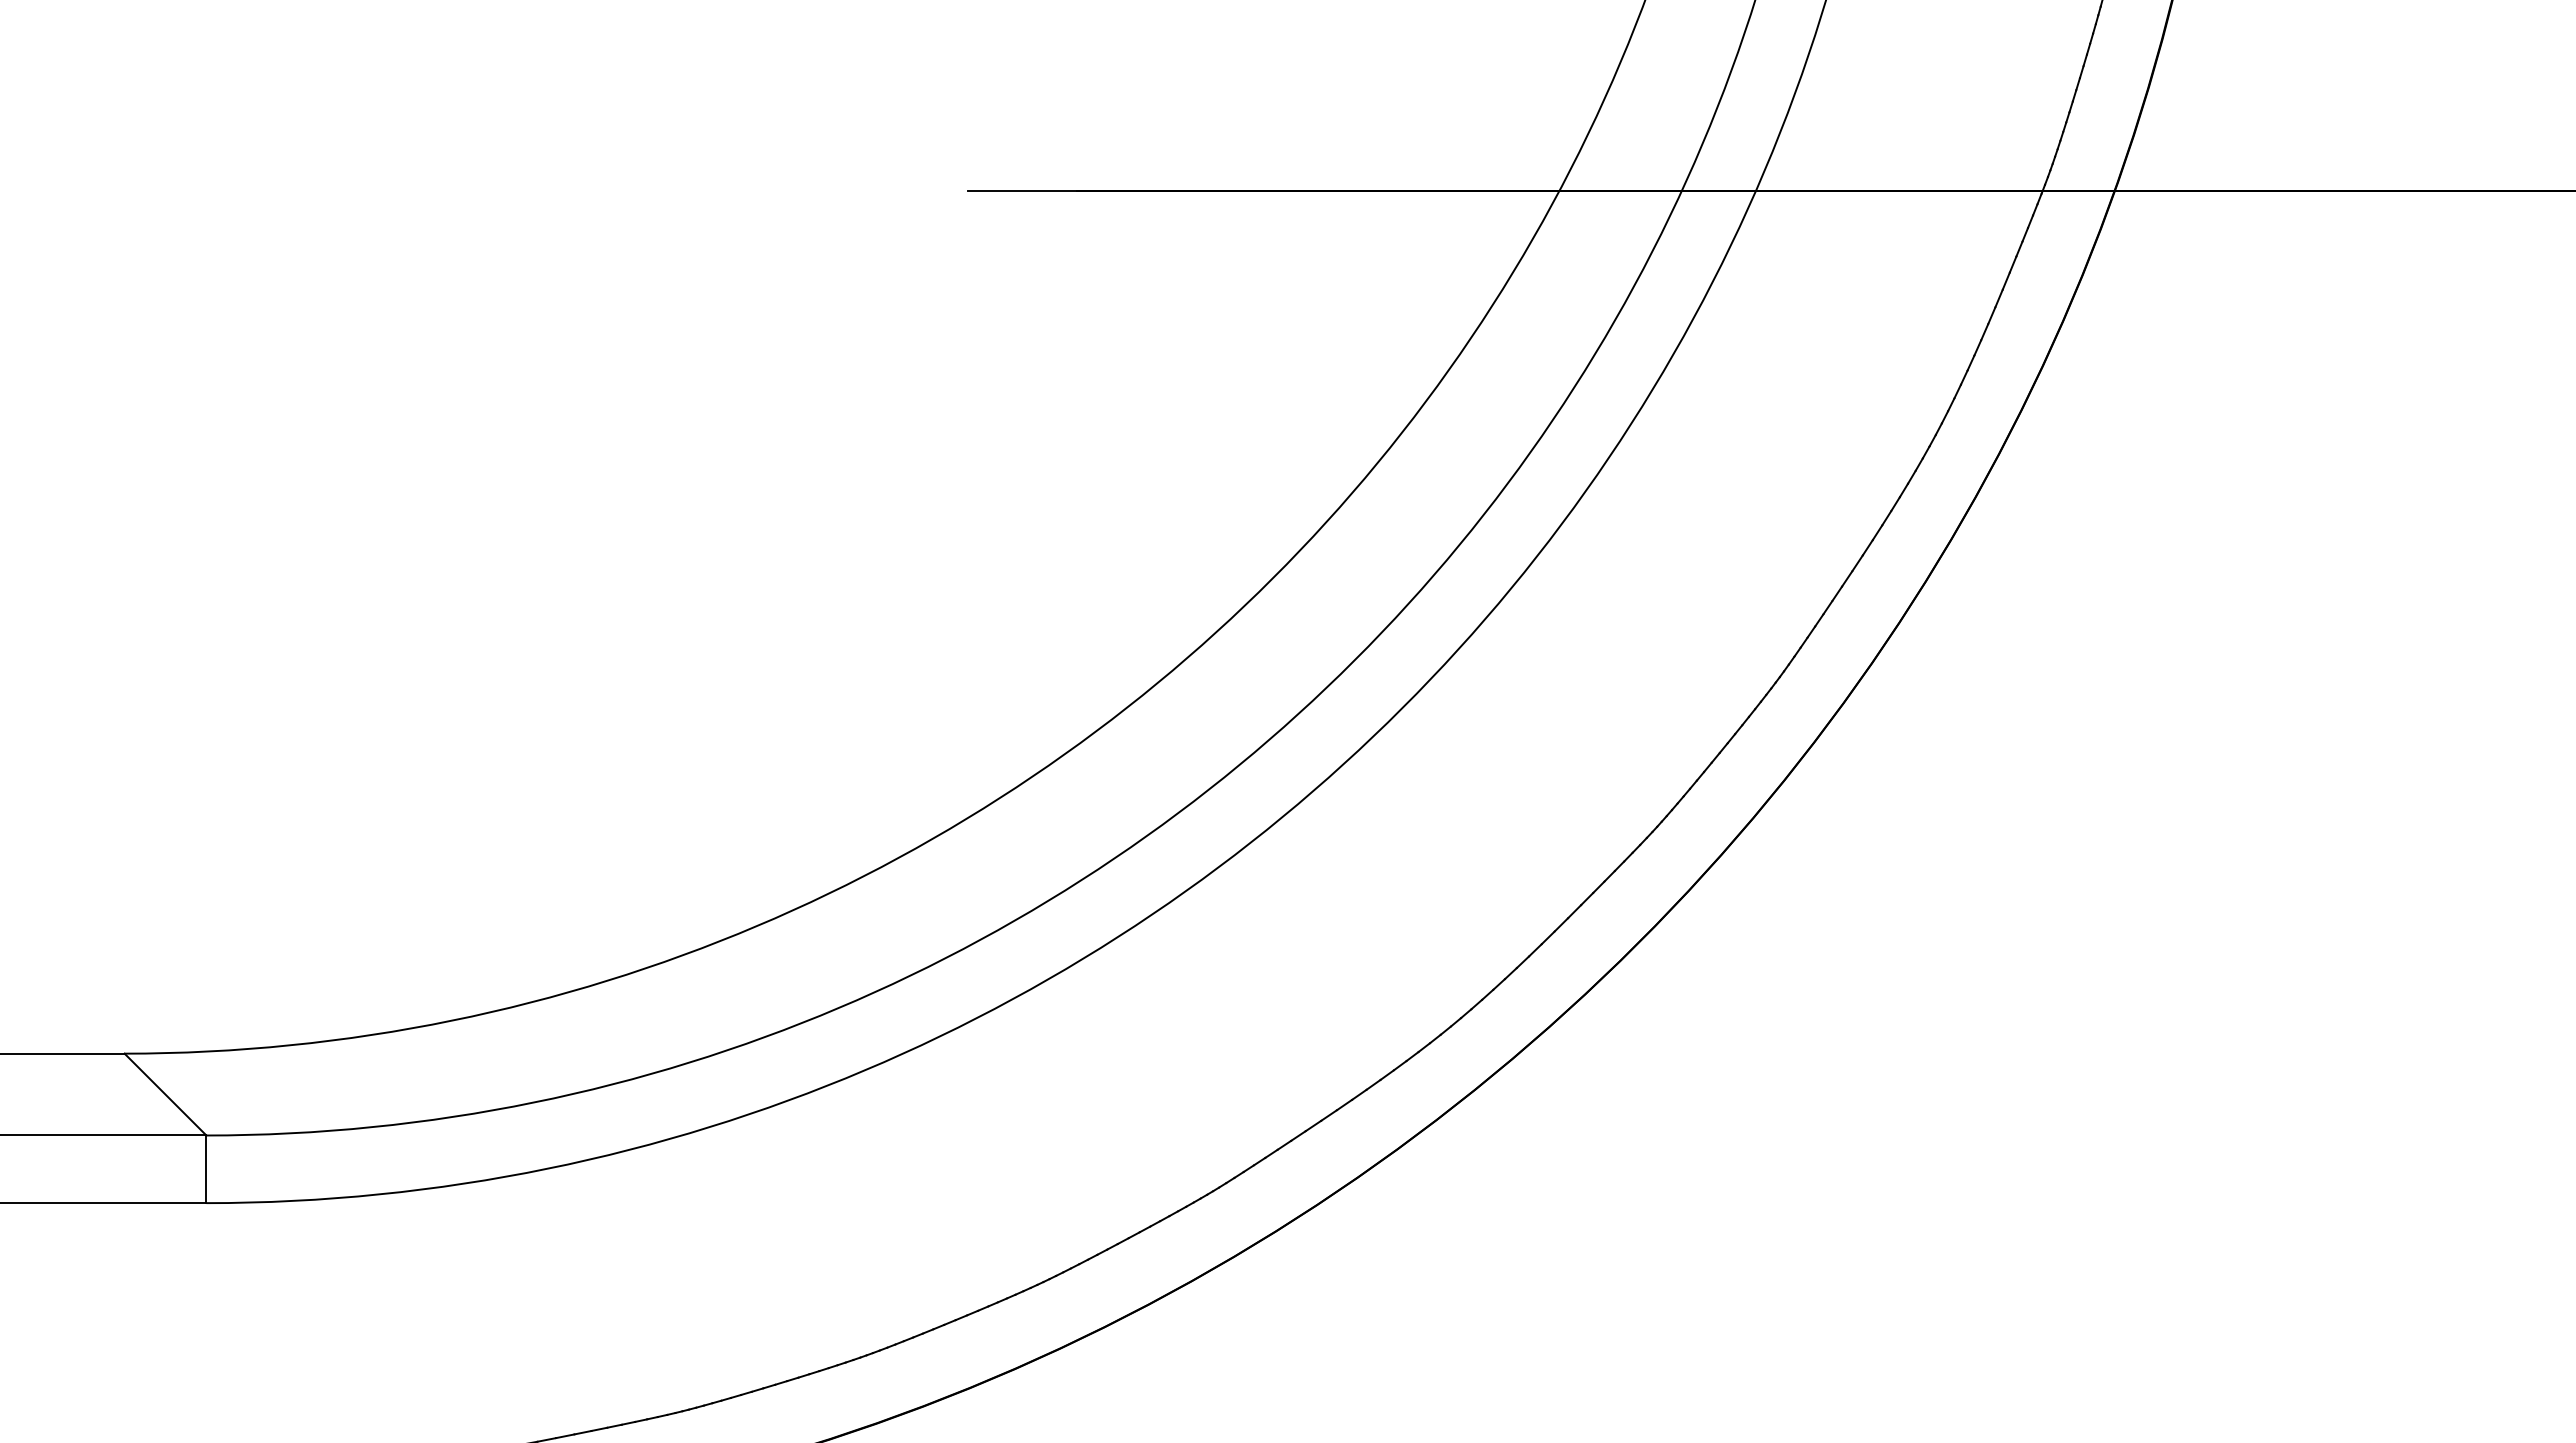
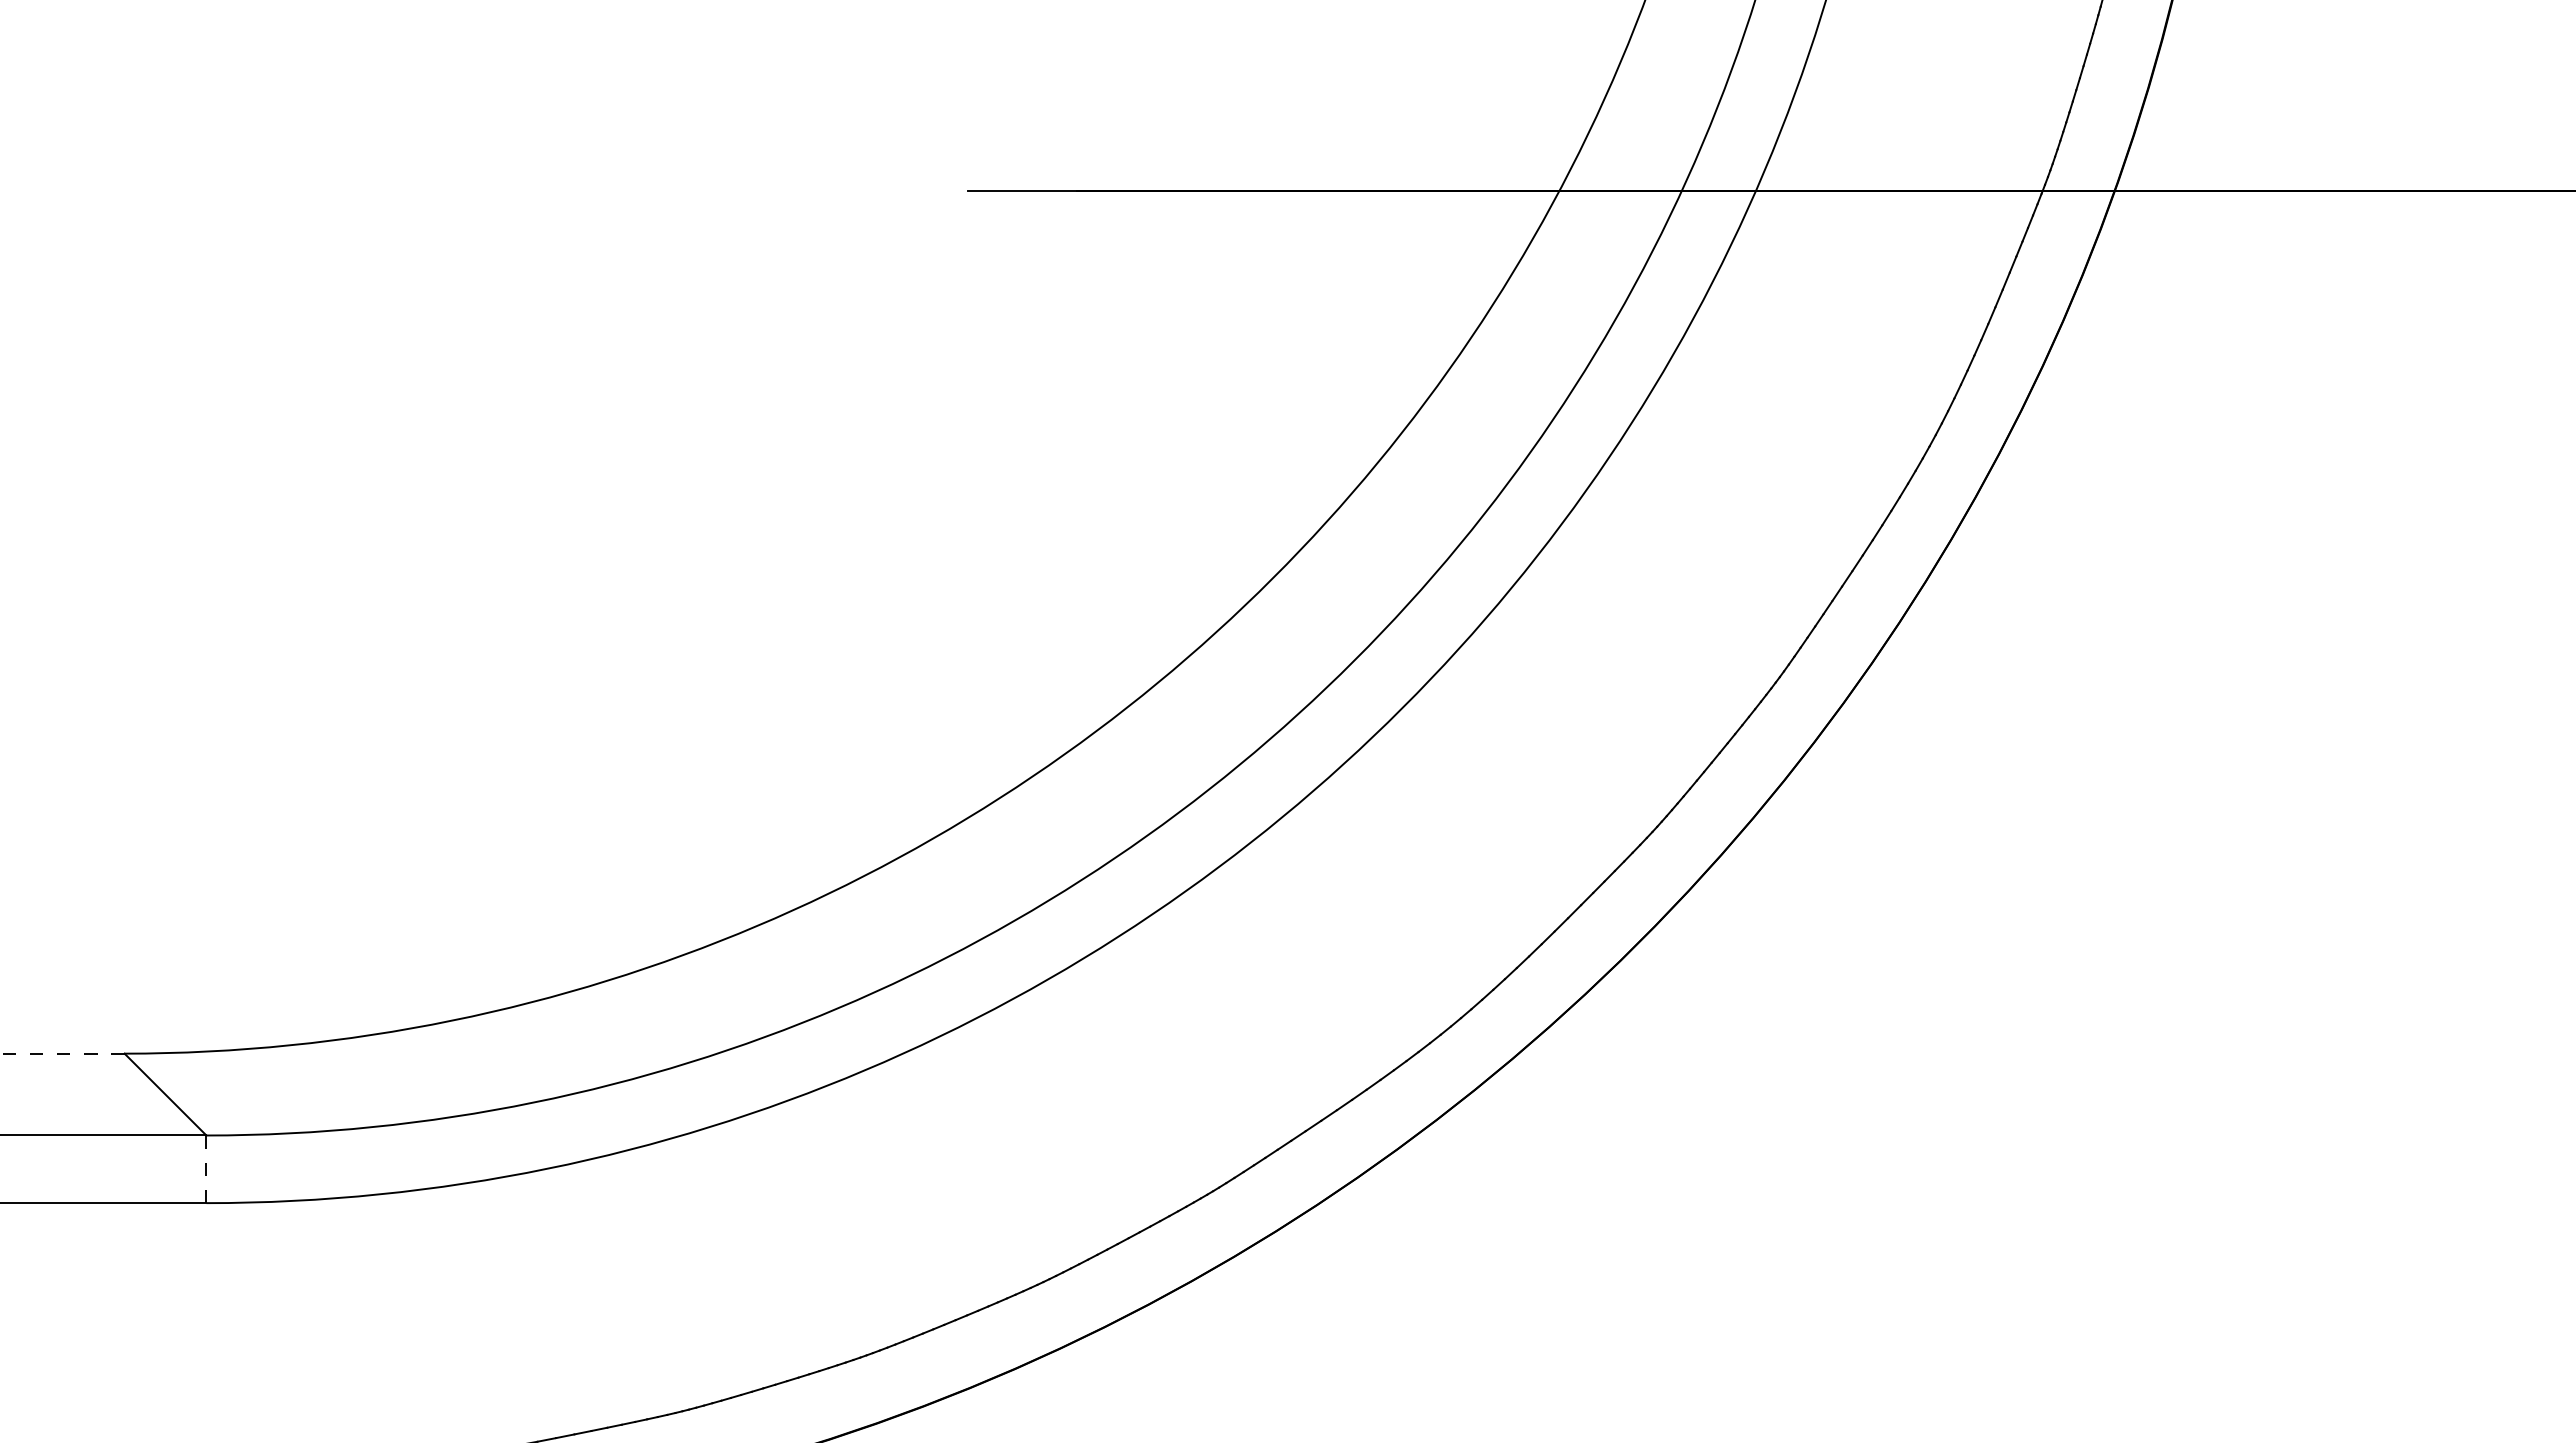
line: solid -> dashed (62, 1053)
line: solid -> dashed (206, 1169)
